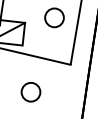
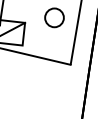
part: present -> none (30, 92)
